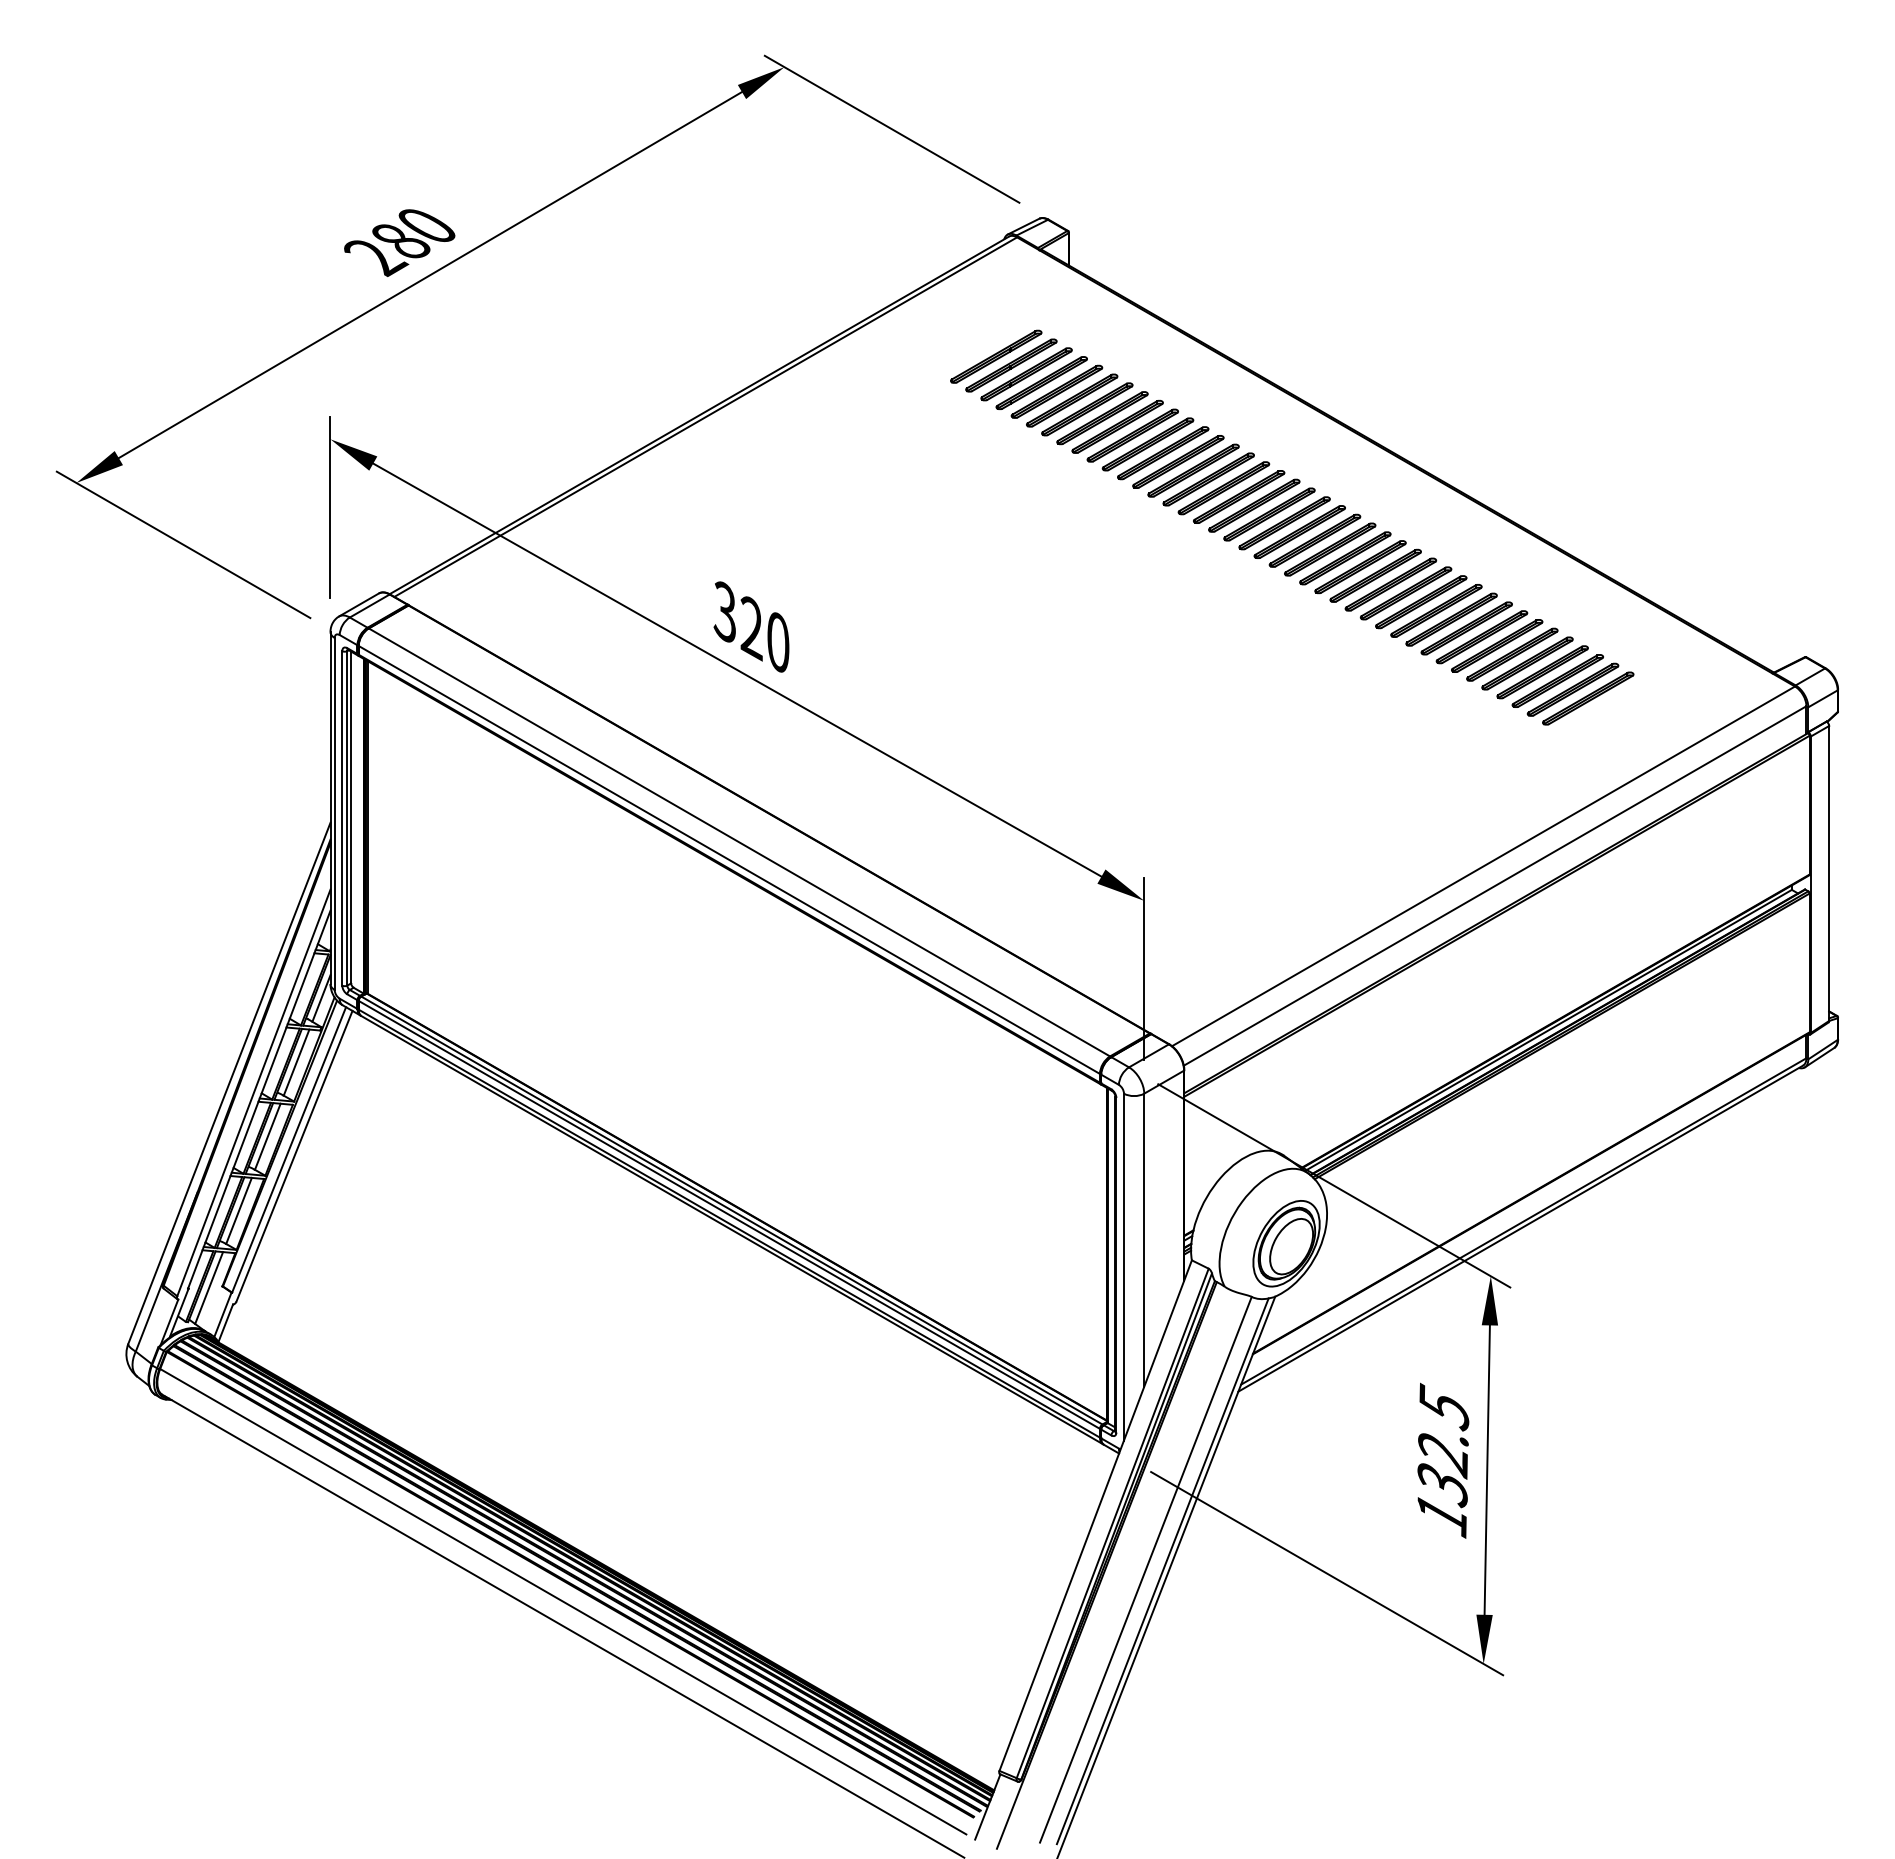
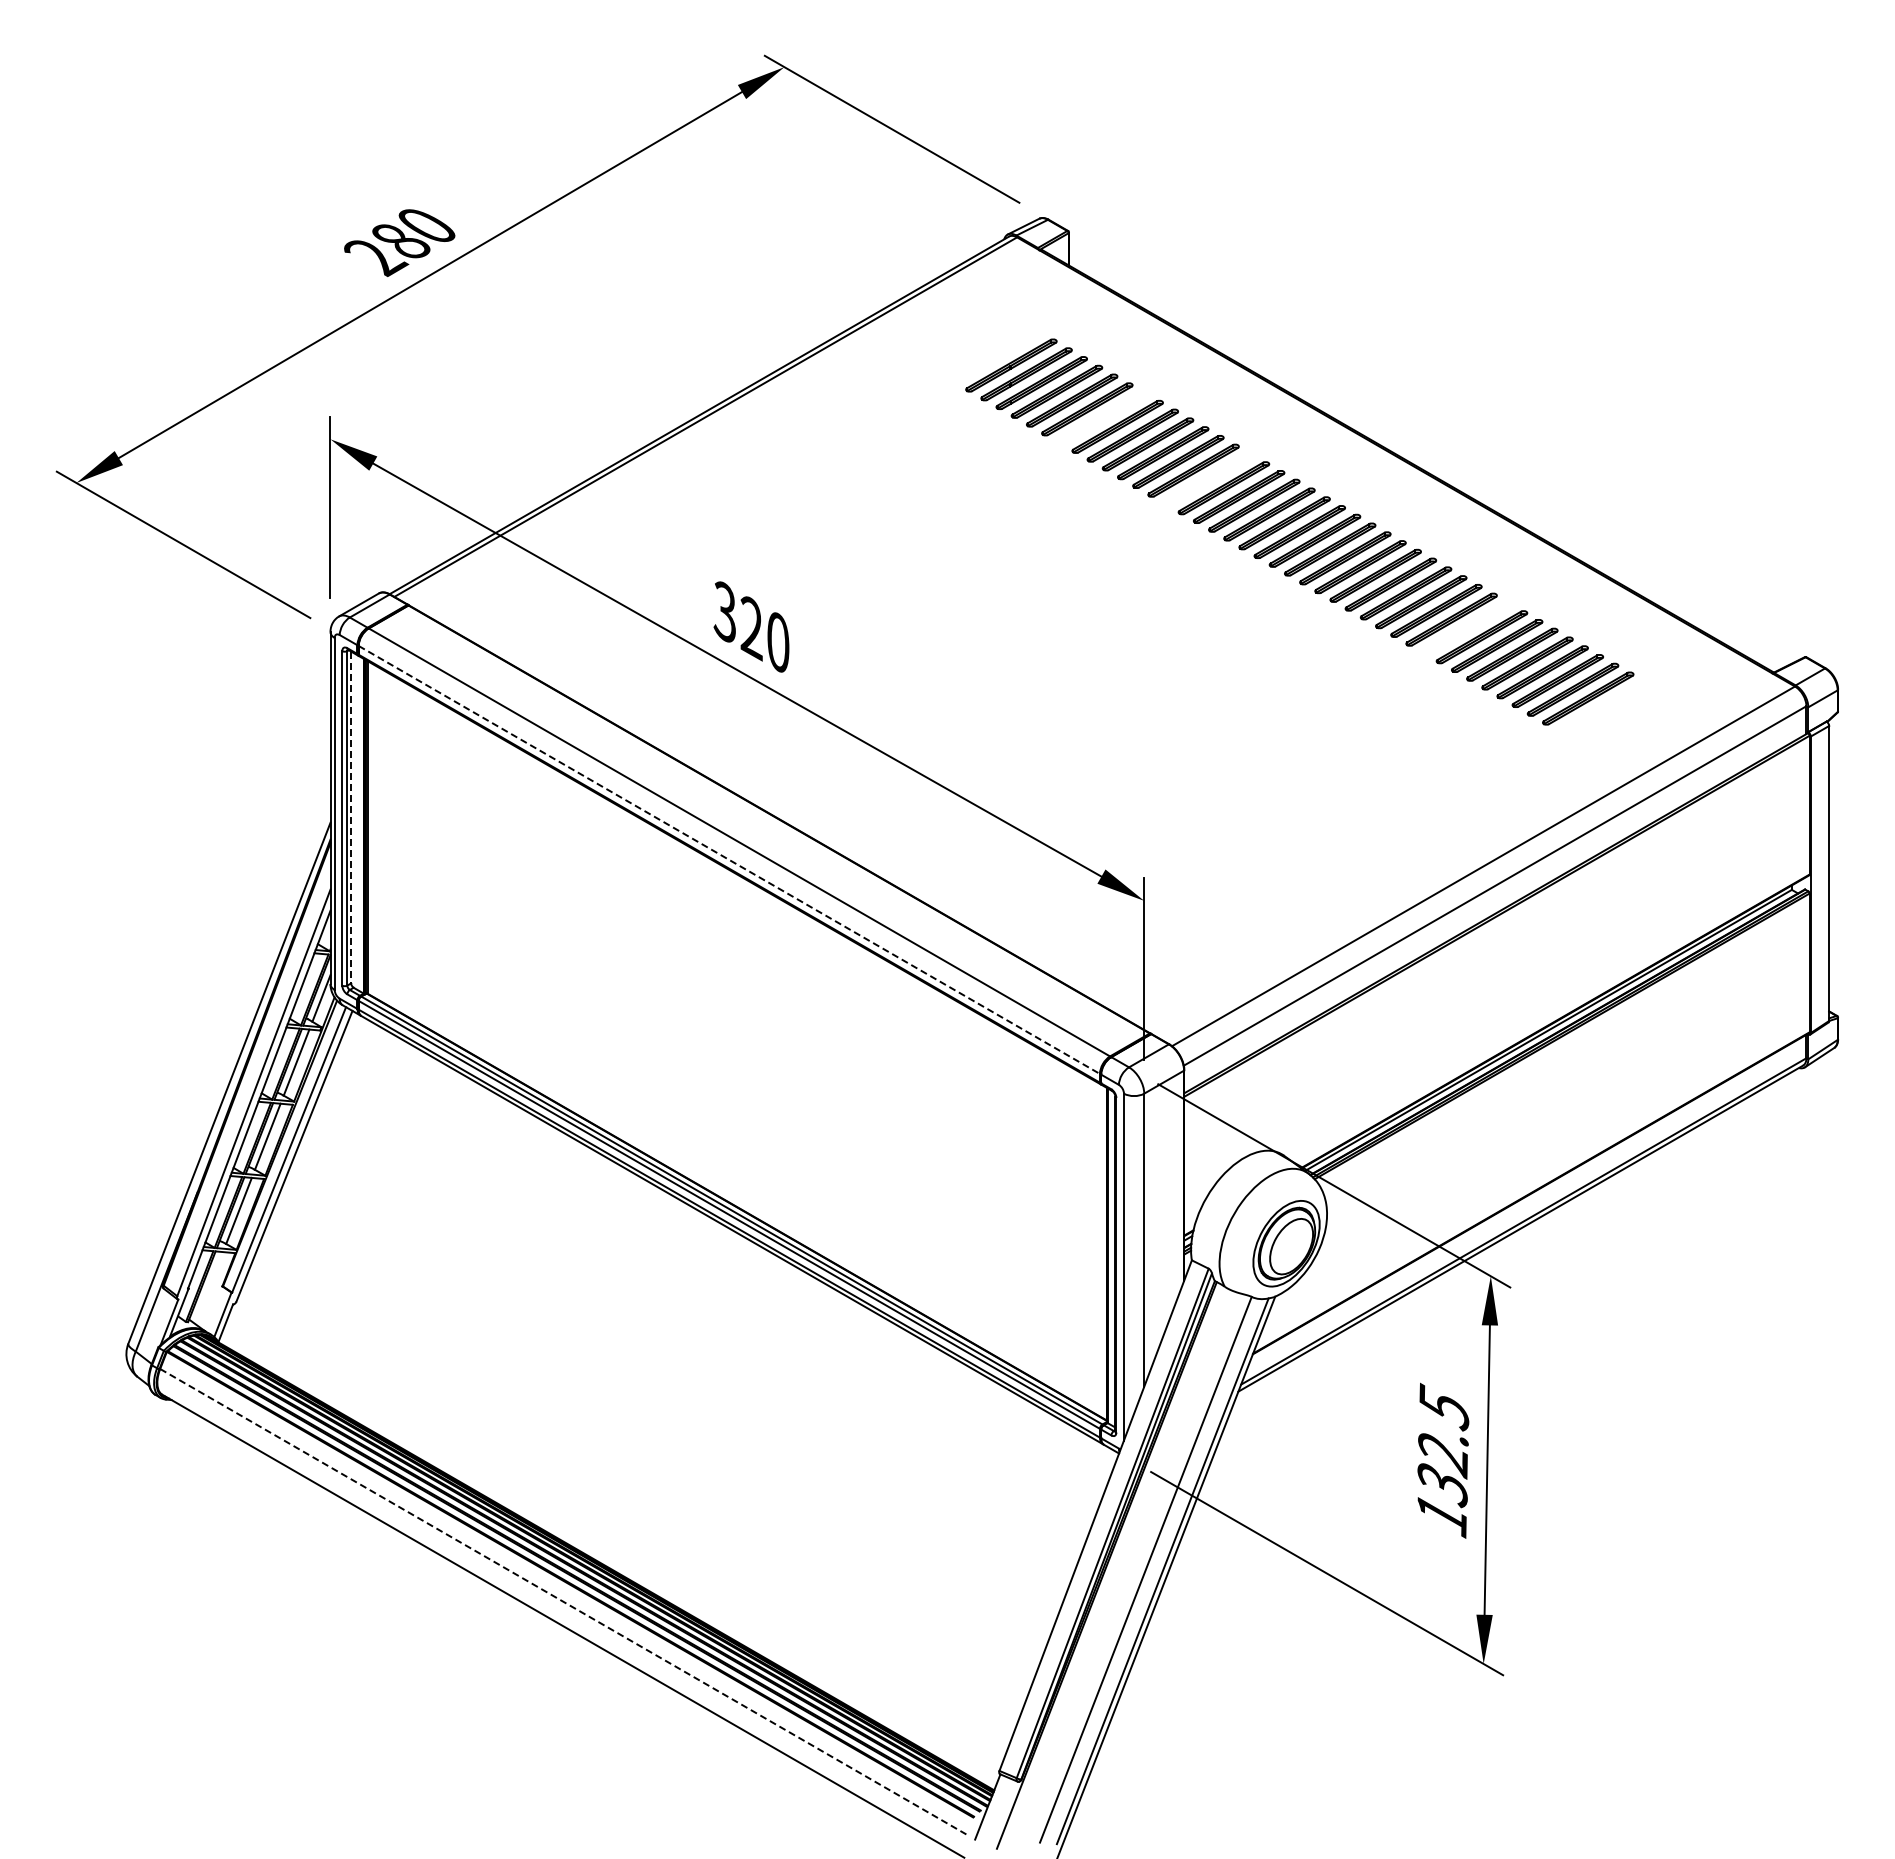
part: present -> none (996, 356)
part: present -> none (1102, 418)
part: present -> none (1208, 479)
part: present -> none (1466, 628)
line: solid -> dashed (351, 817)
line: solid -> dashed (729, 859)
line: present -> none (209, 1287)
line: solid -> dashed (563, 1601)
